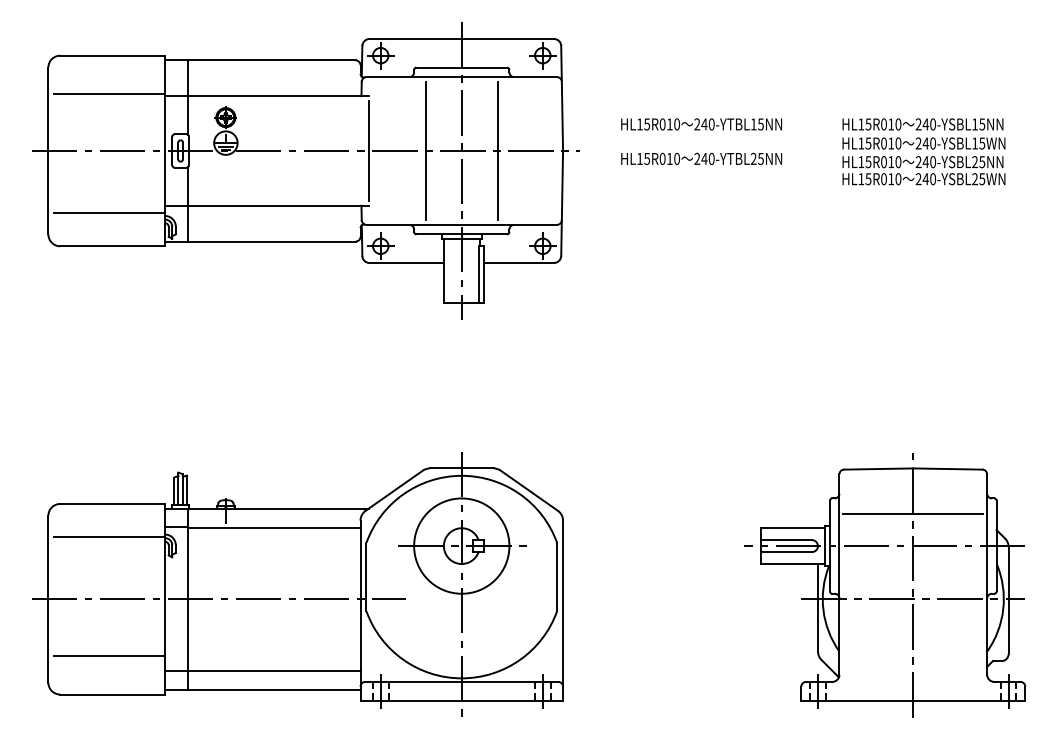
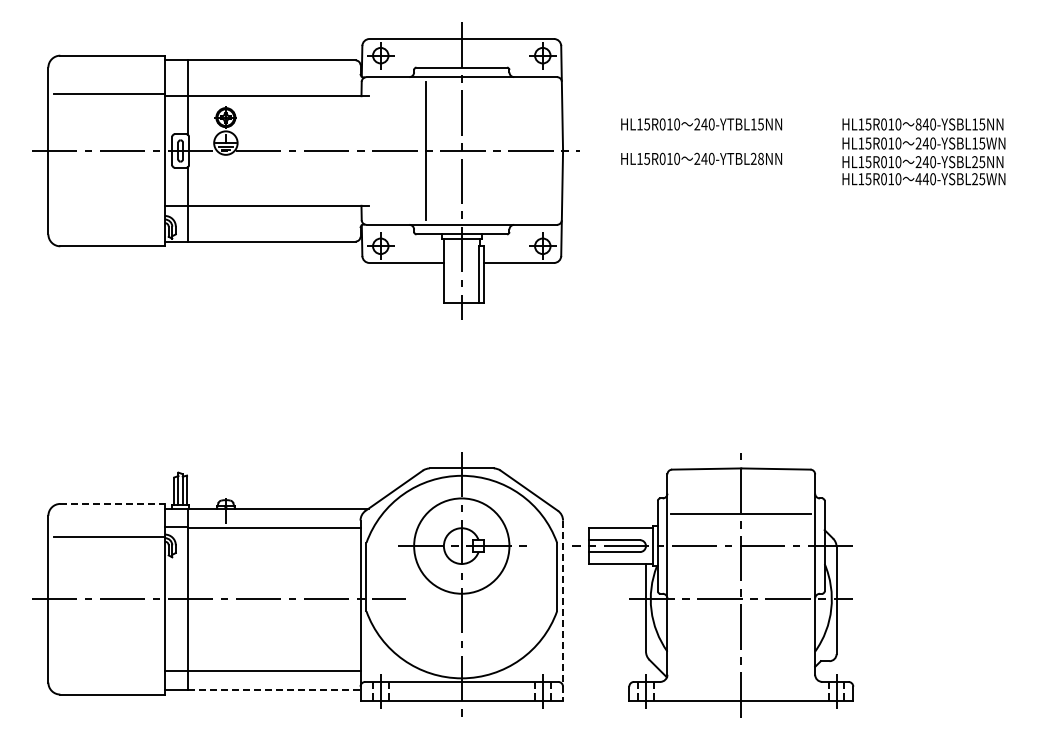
text: 240-YSBL15NN -> 840-YSBL15NN (918, 124)
line: present -> none (368, 150)
line: present -> none (497, 150)
text: 240-YTBL25NN -> 240-YTBL28NN (760, 158)
text: 240-YSBL25WN -> 440-YSBL25WN (918, 179)
line: present -> none (109, 212)
line: solid -> dashed (113, 503)
part position: (885, 585) -> (713, 585) (713, 585)
line: solid -> dashed (563, 611)
line: present -> none (109, 656)
line: solid -> dashed (274, 689)
